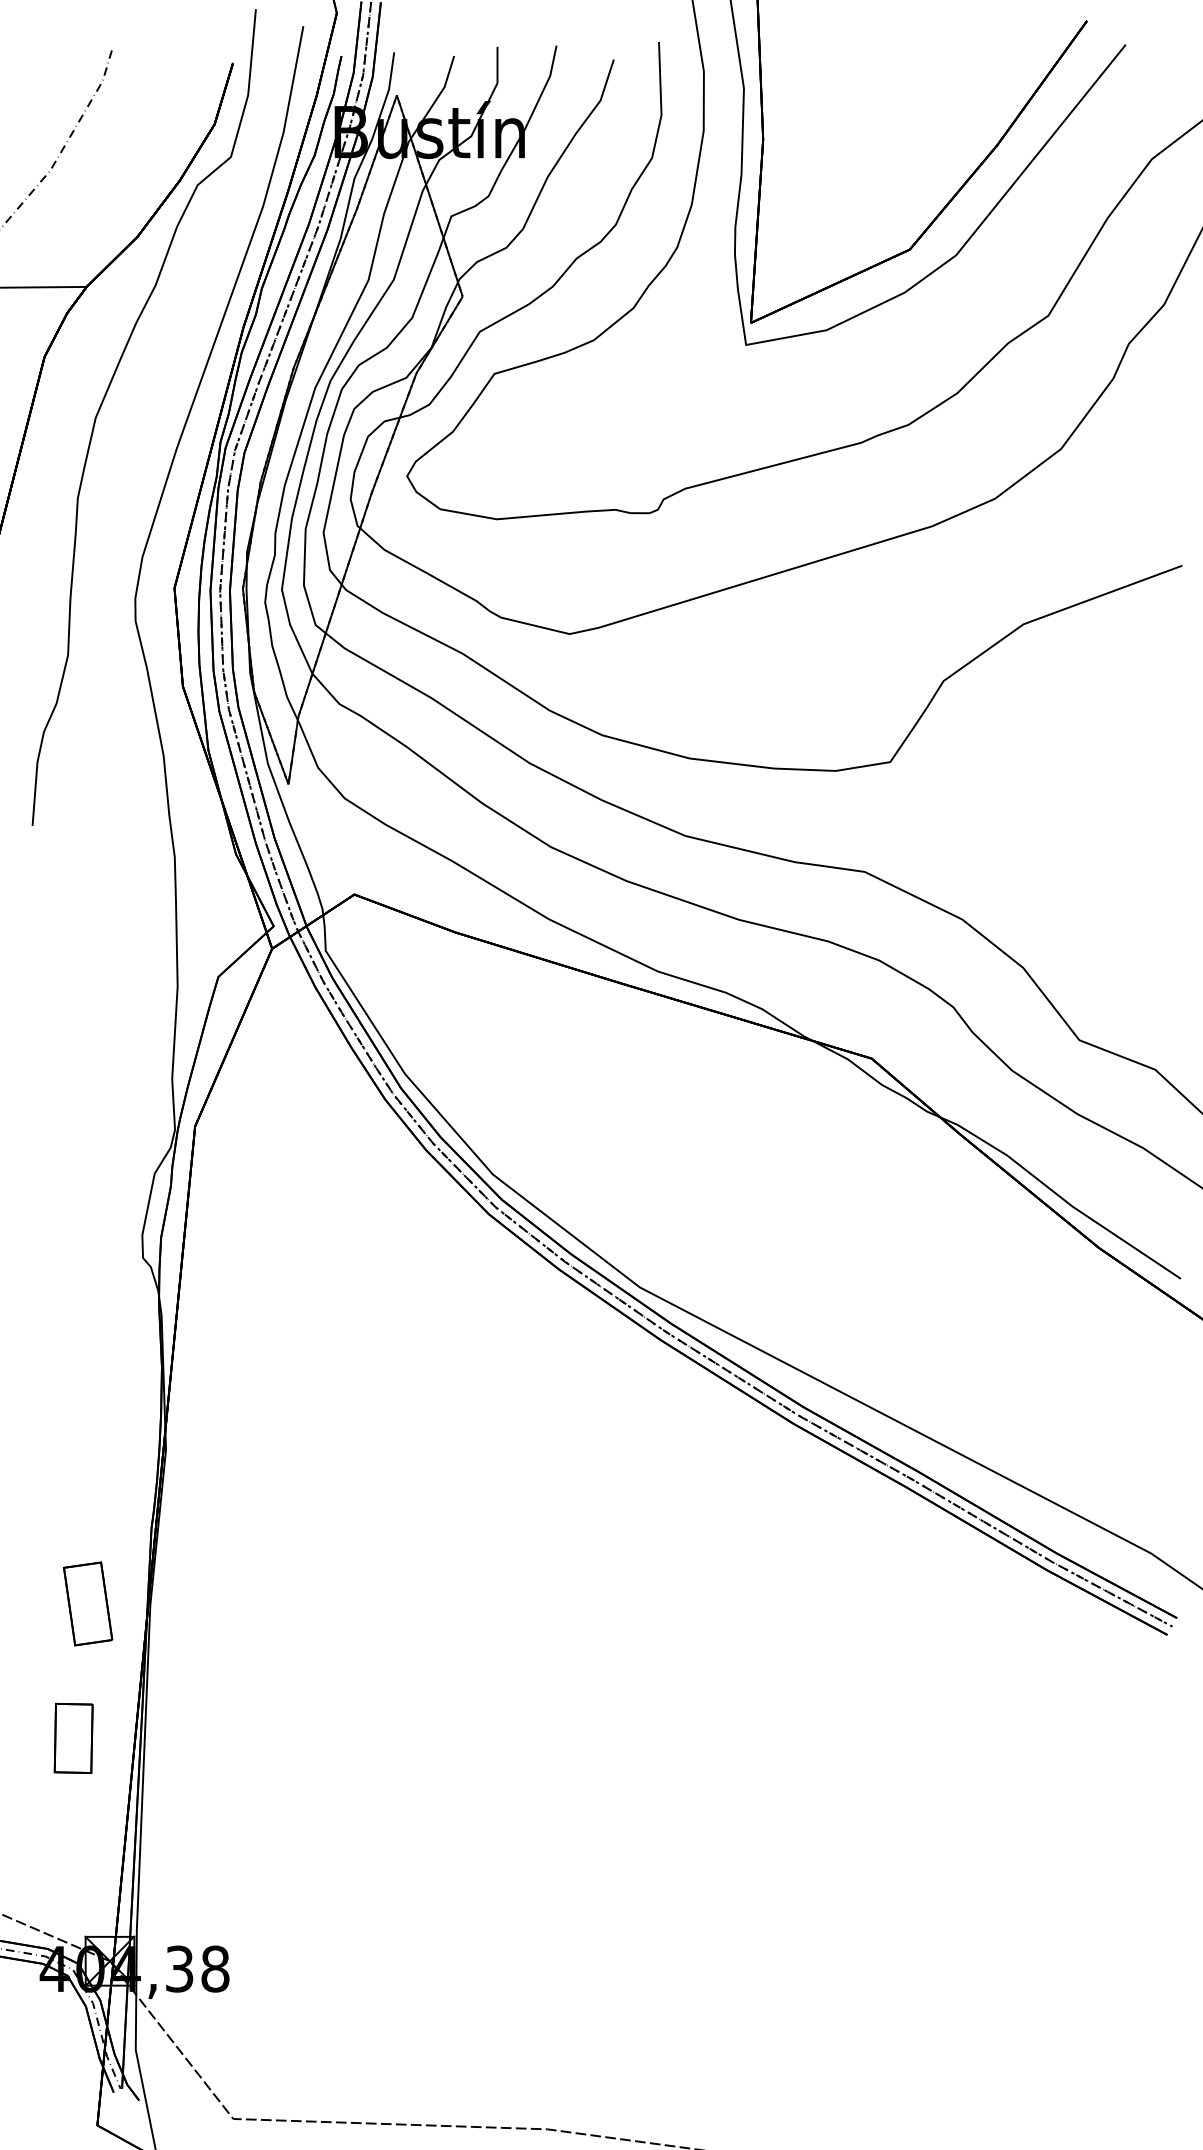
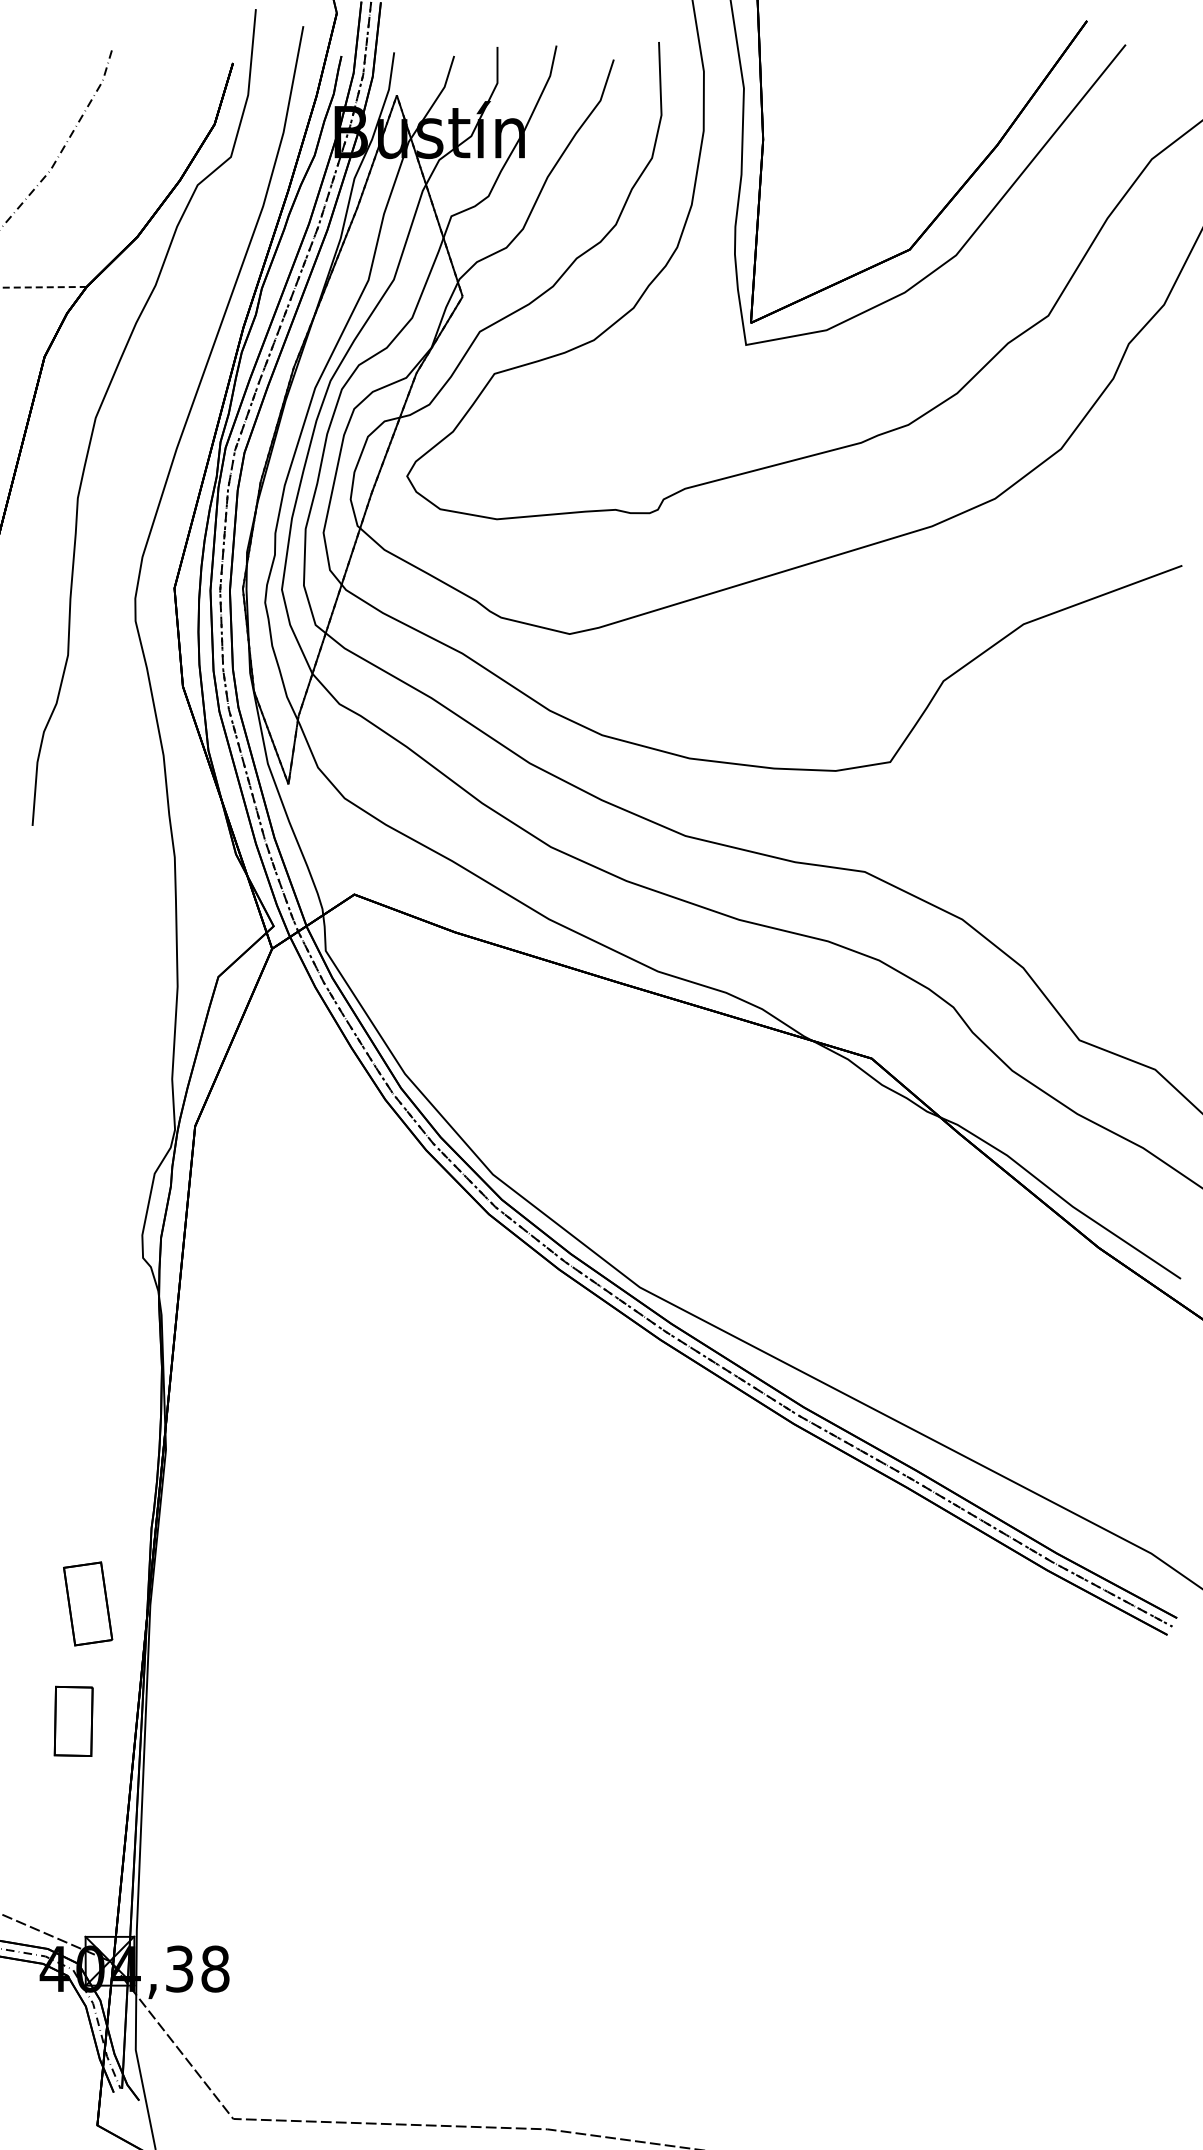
line: solid -> dashed (42, 287)
part position: (73, 1737) -> (73, 1720) (73, 1720)
